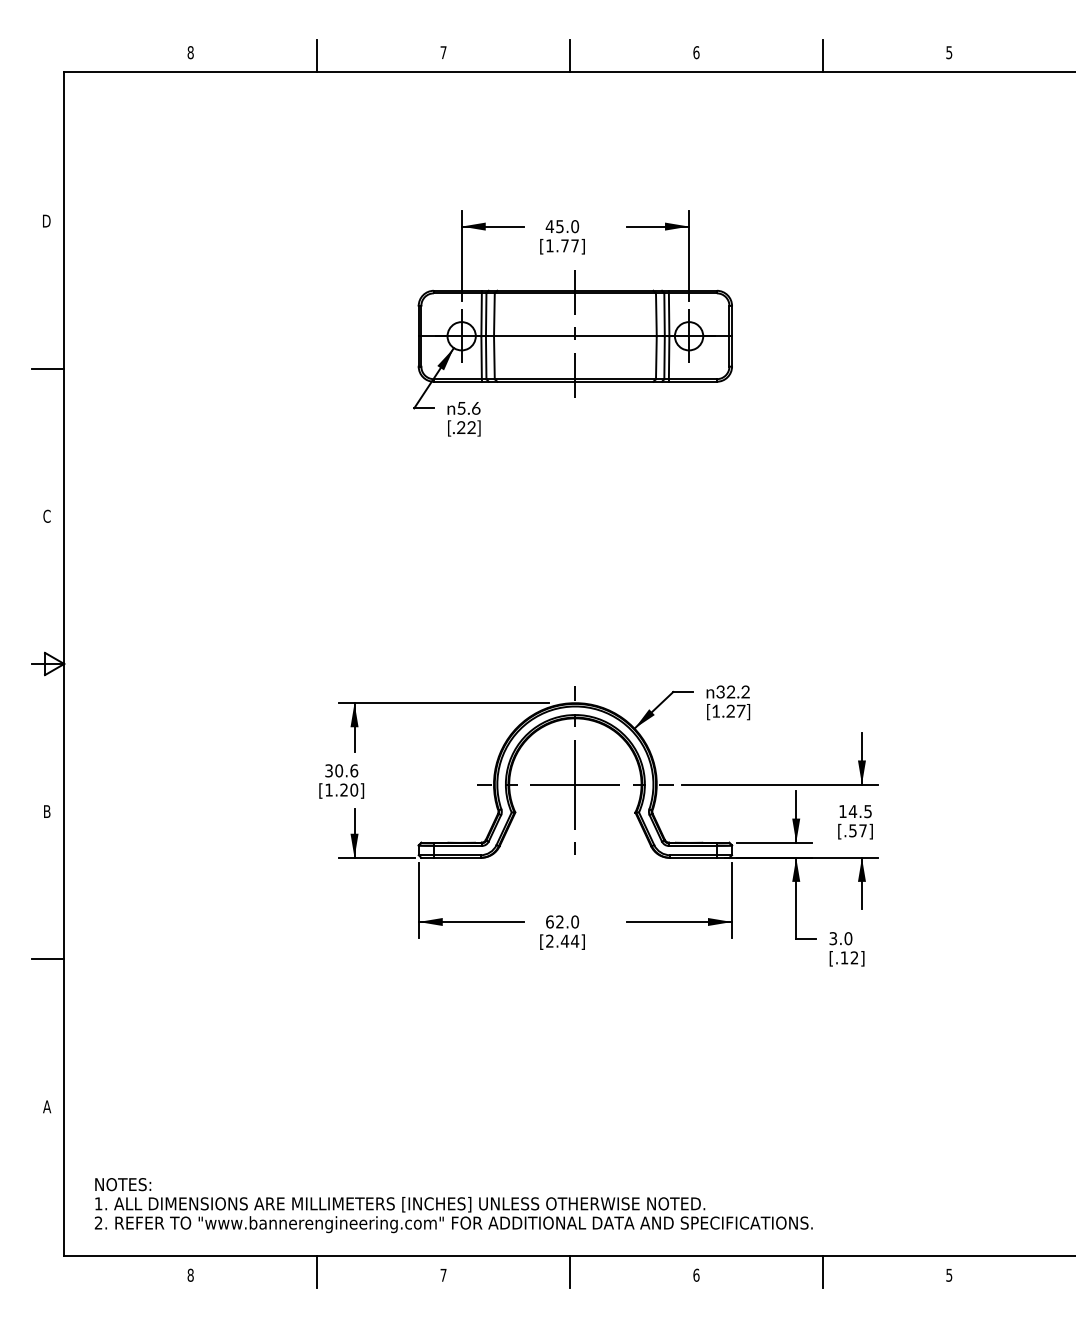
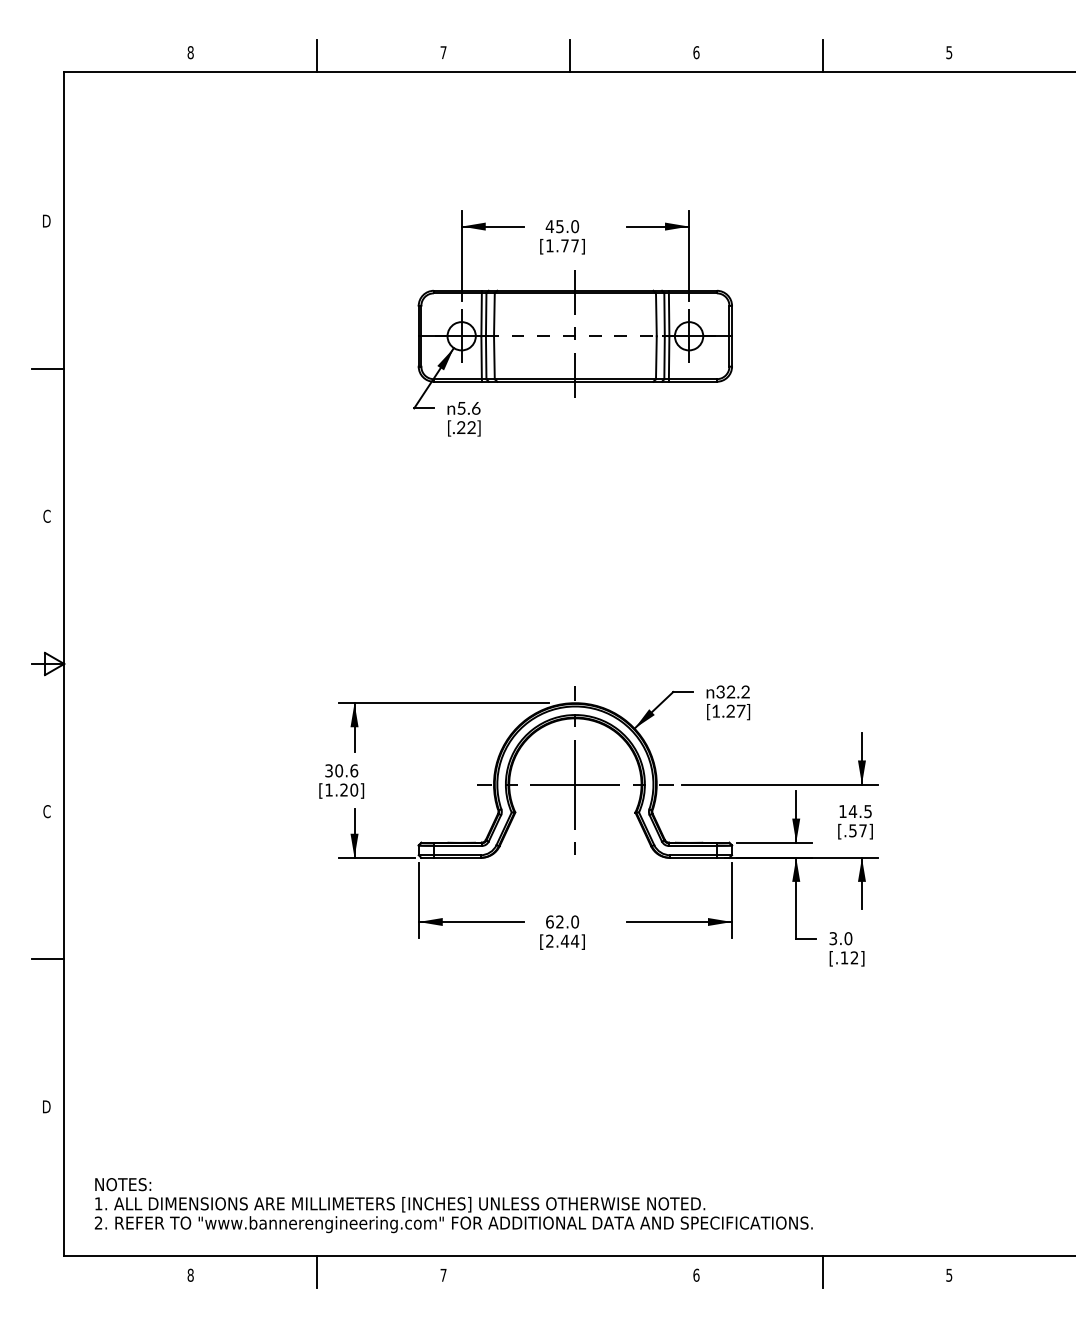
line: solid -> dashed (575, 336)
text: B -> C (46, 811)
text: A -> D (47, 1106)
line: present -> none (570, 1272)
